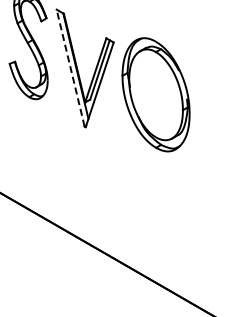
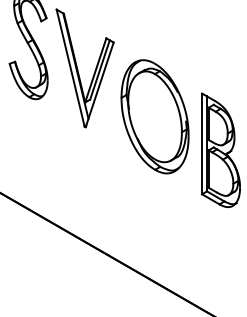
line: dashed -> solid (70, 67)
part position: (155, 94) -> (154, 116) (154, 116)
part: none -> present (220, 149)
